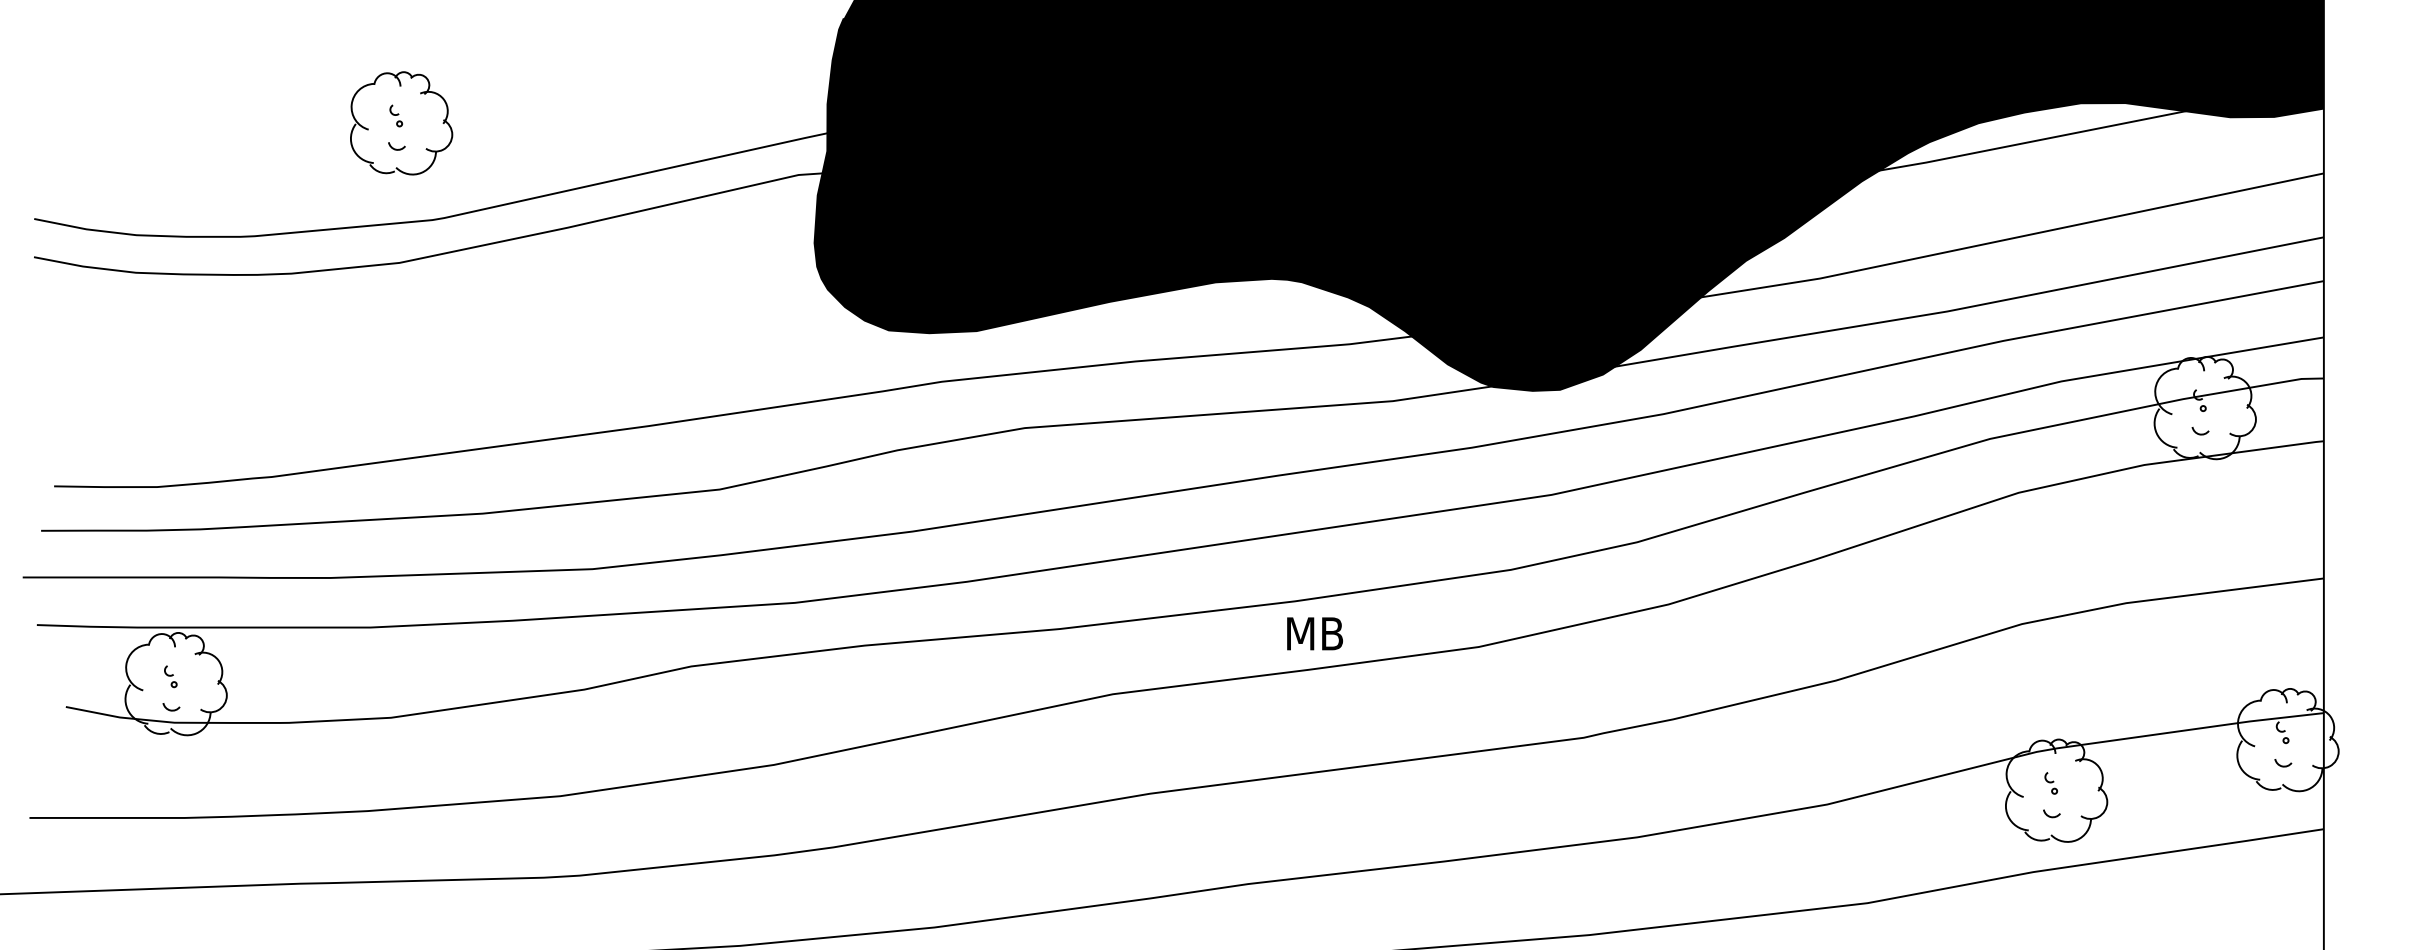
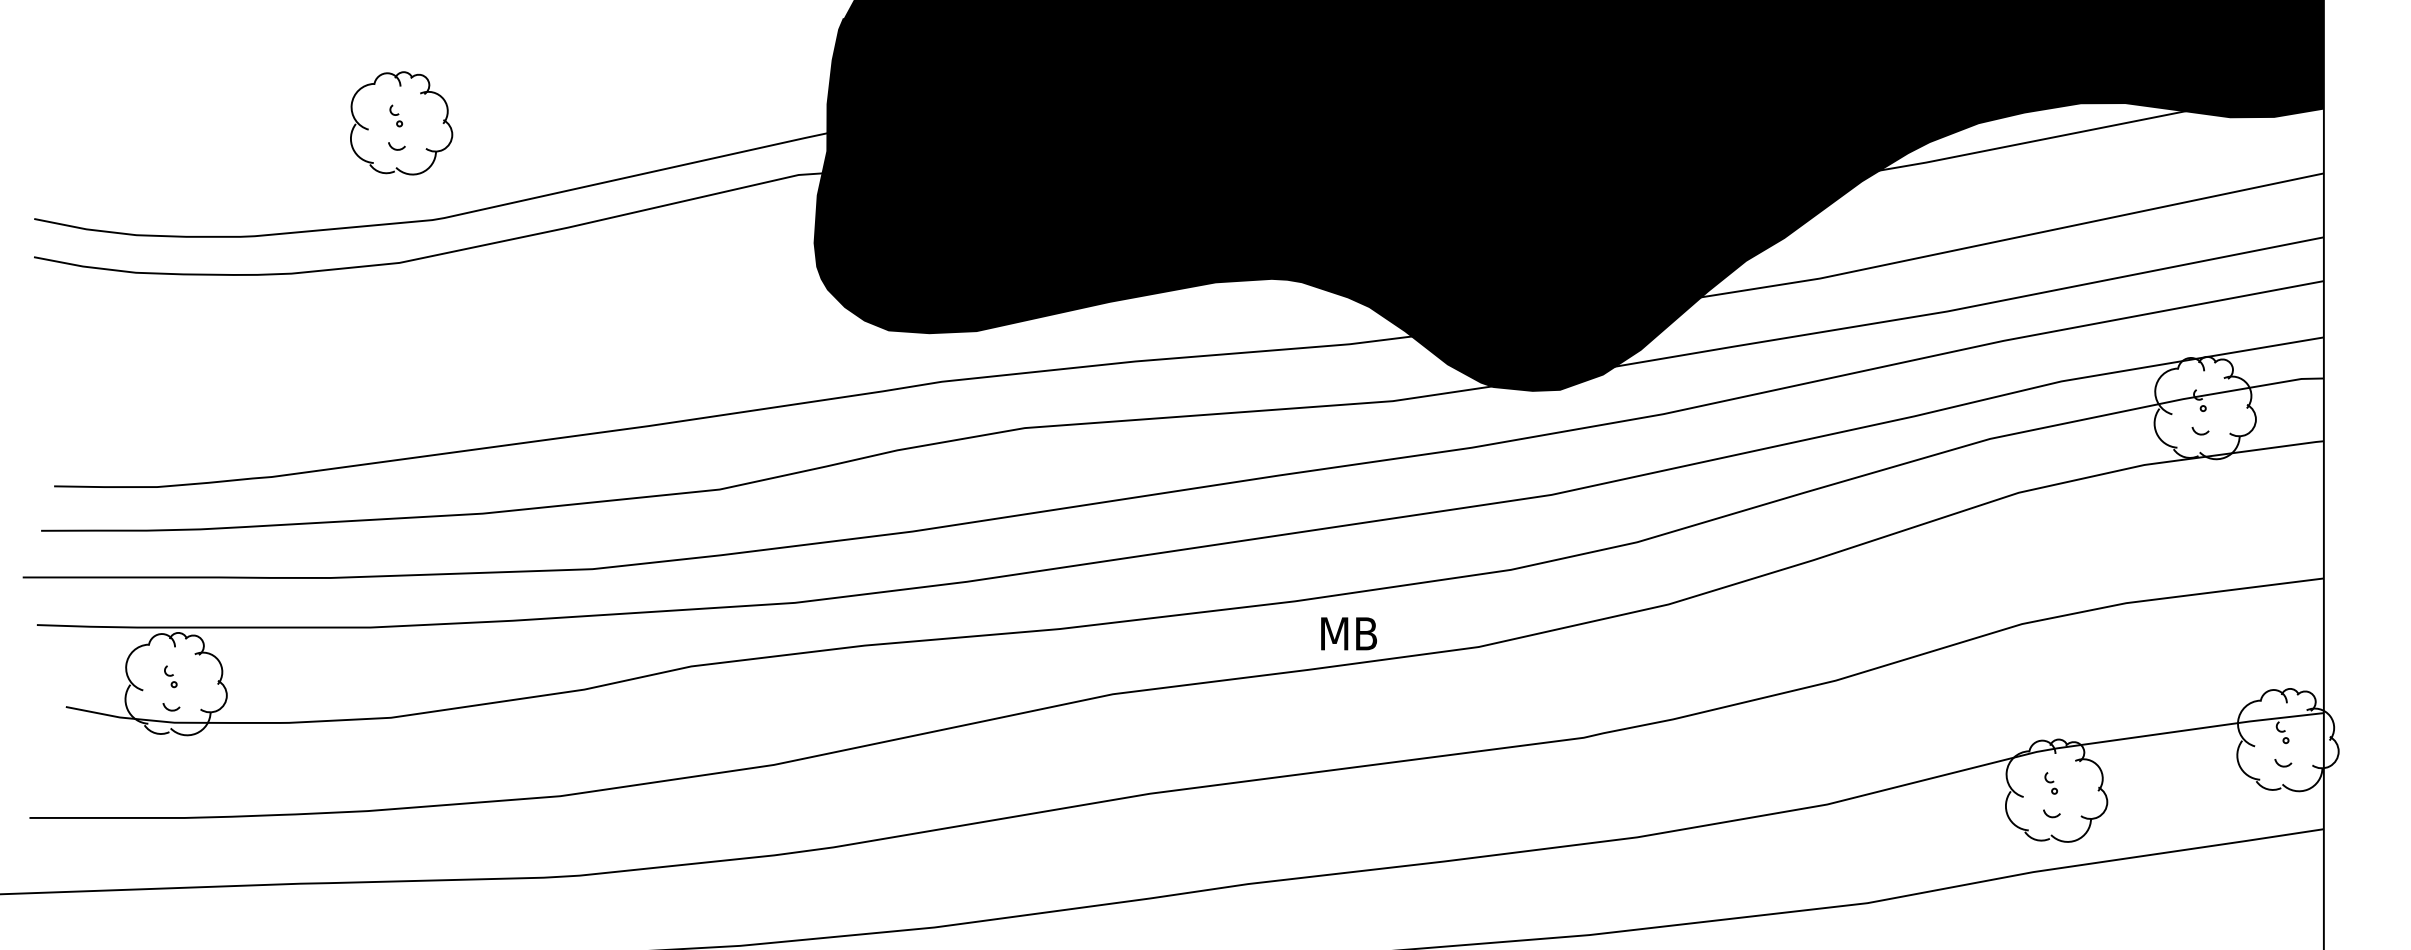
text position: (1314, 633) -> (1348, 633) (1348, 633)
